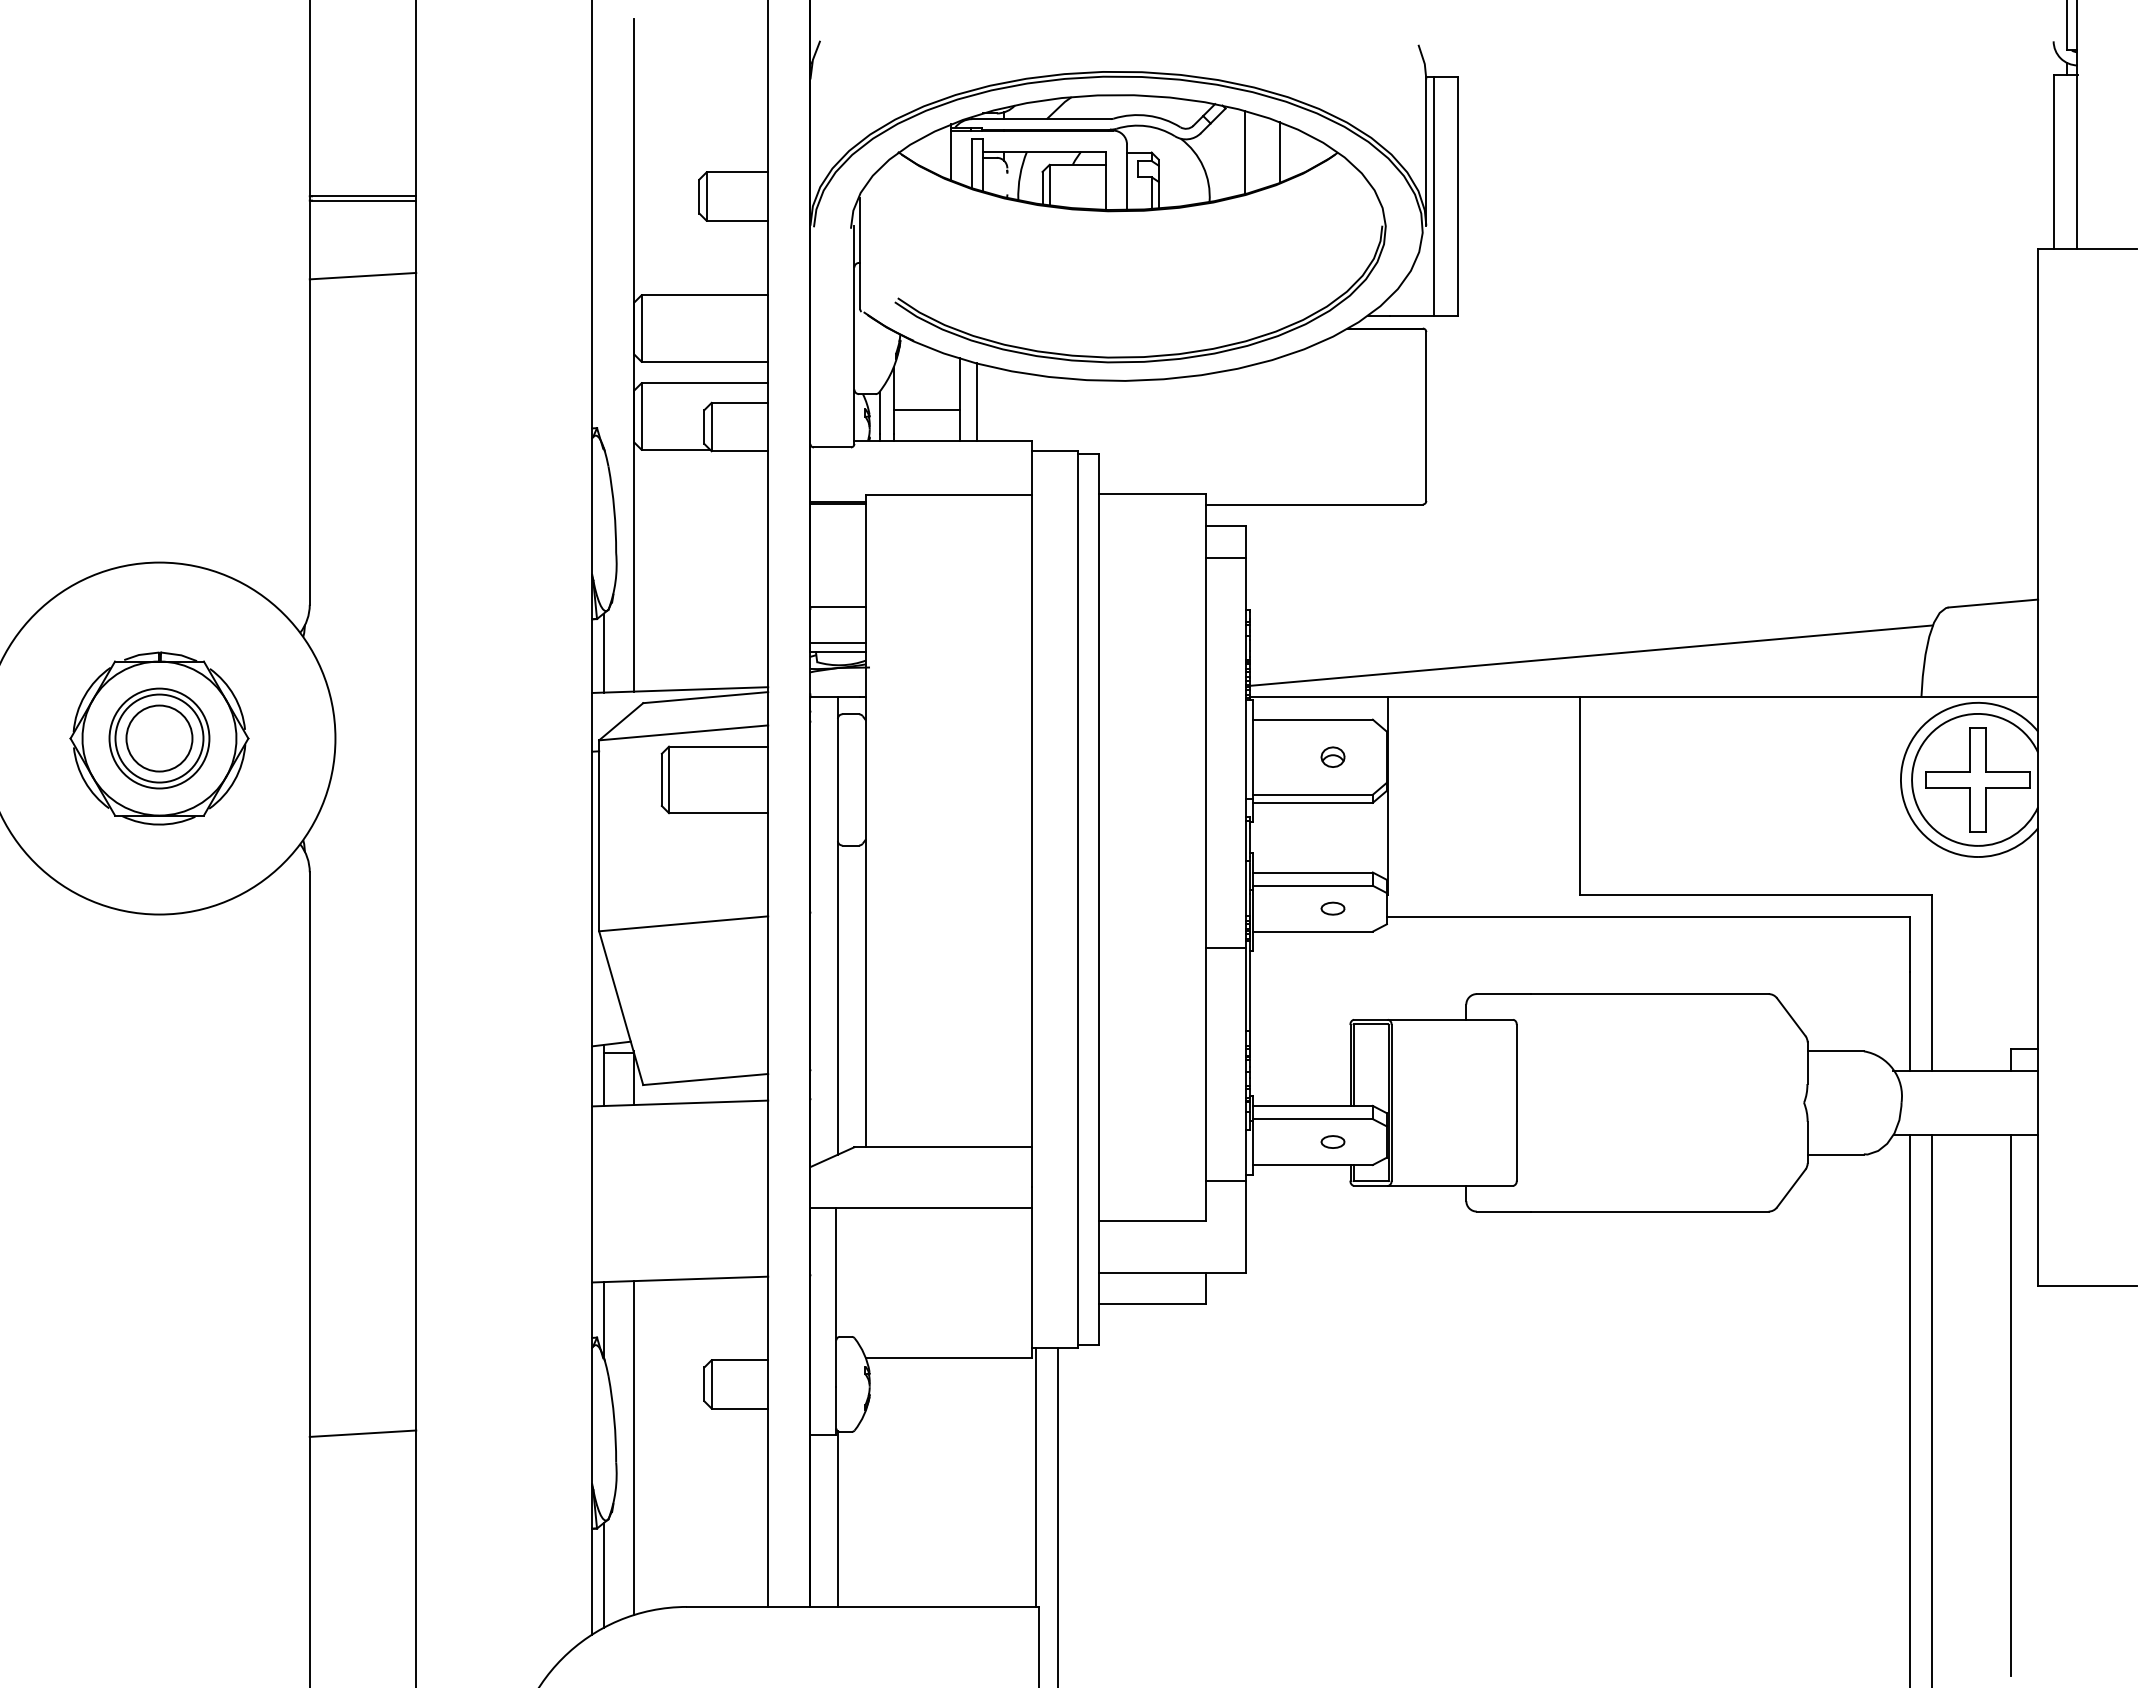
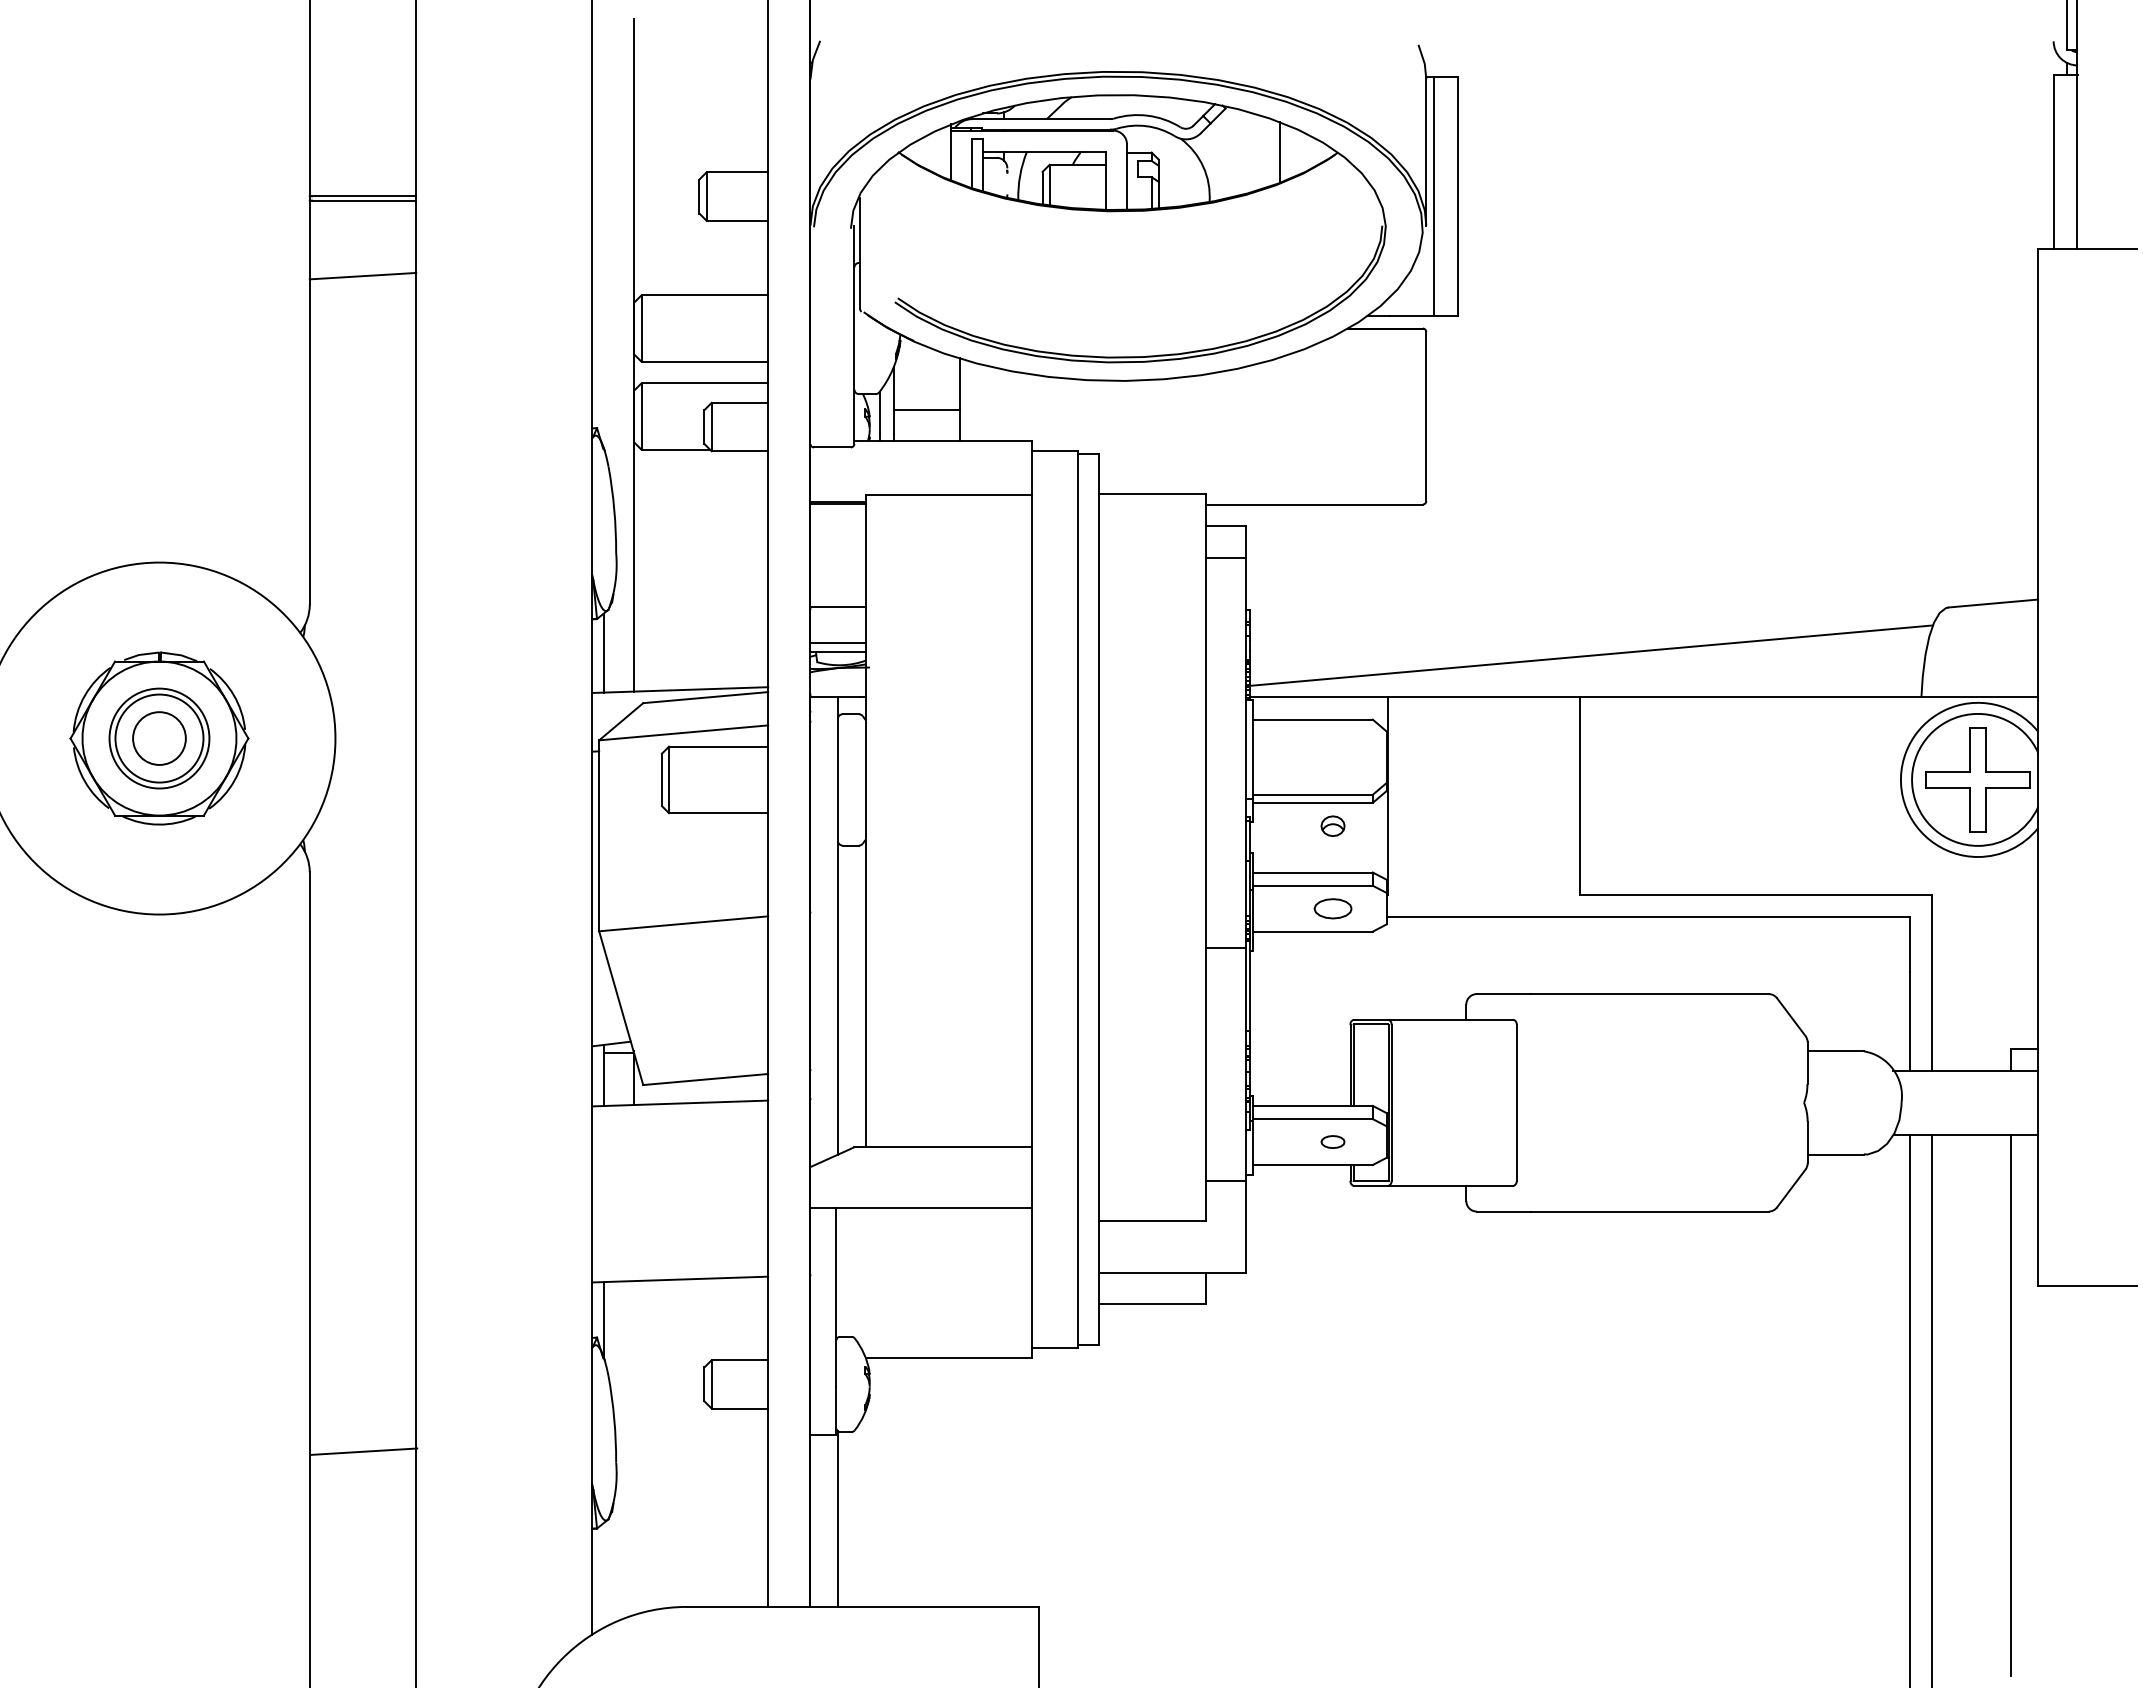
line: present -> none (1245, 152)
line: present -> none (977, 401)
circle diameter: 66 px -> 53 px (159, 738)
part position: (1332, 756) -> (1332, 825) (1332, 825)
part size: 26x15 px -> 40x22 px (1332, 908)
line position: (362, 1433) -> (363, 1451) (363, 1451)
line: present -> none (633, 1448)
line: present -> none (1035, 1477)
line: present -> none (1057, 1516)
line: present -> none (603, 1575)
